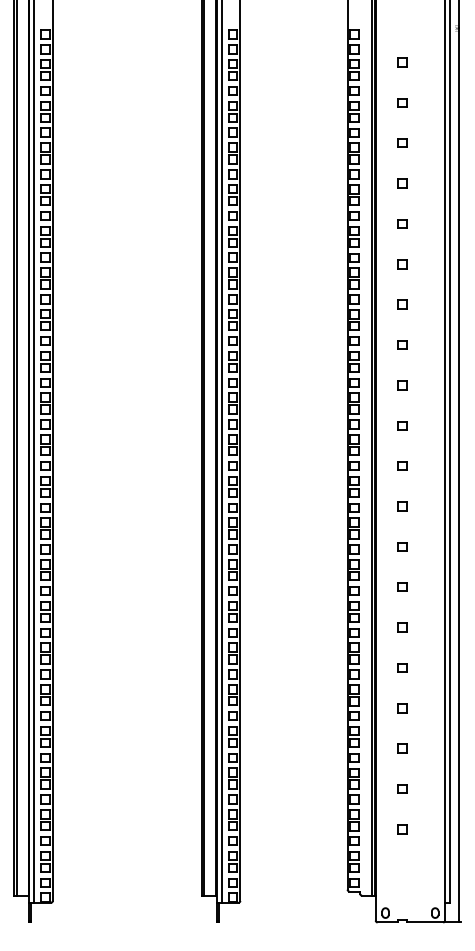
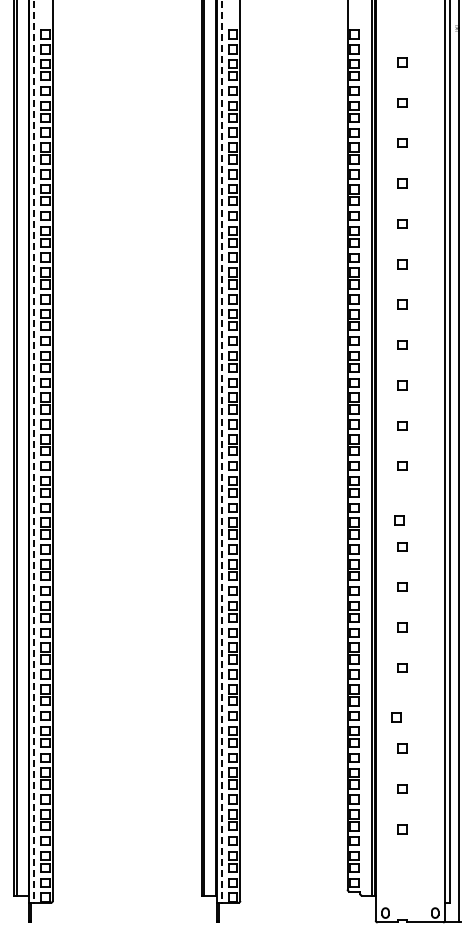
line: solid -> dashed (34, 451)
line: solid -> dashed (221, 451)
part position: (402, 506) -> (399, 520) (399, 520)
part position: (402, 708) -> (396, 717) (396, 717)
